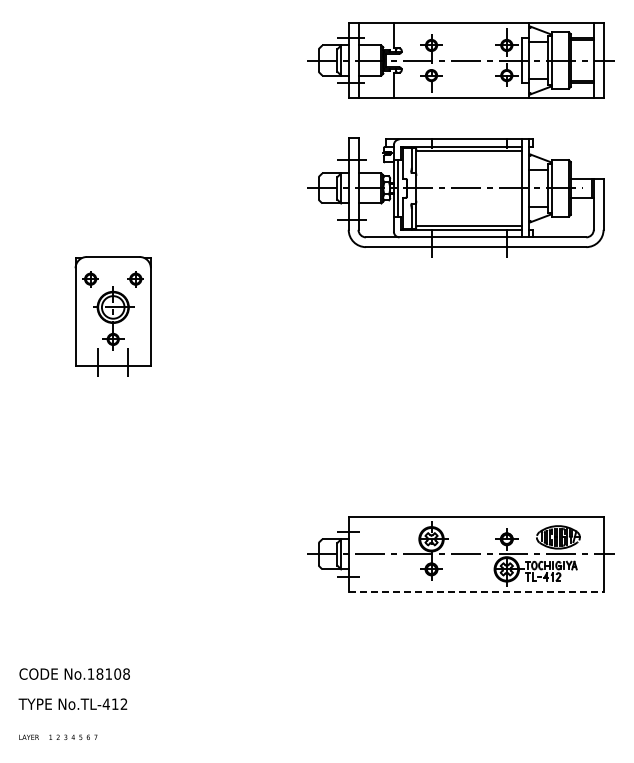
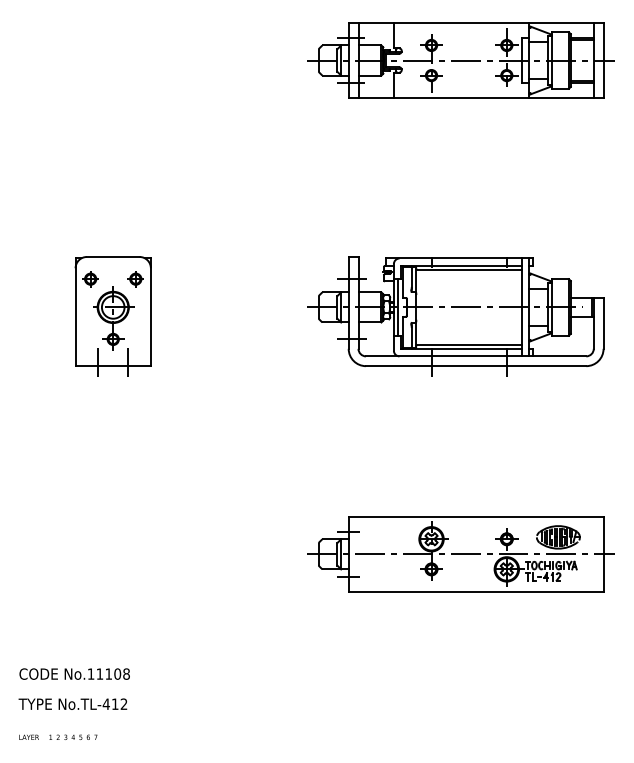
part position: (455, 197) -> (455, 316) (455, 316)
line: dashed -> solid (476, 591)
text: No.18108 -> No.11108 (99, 673)
